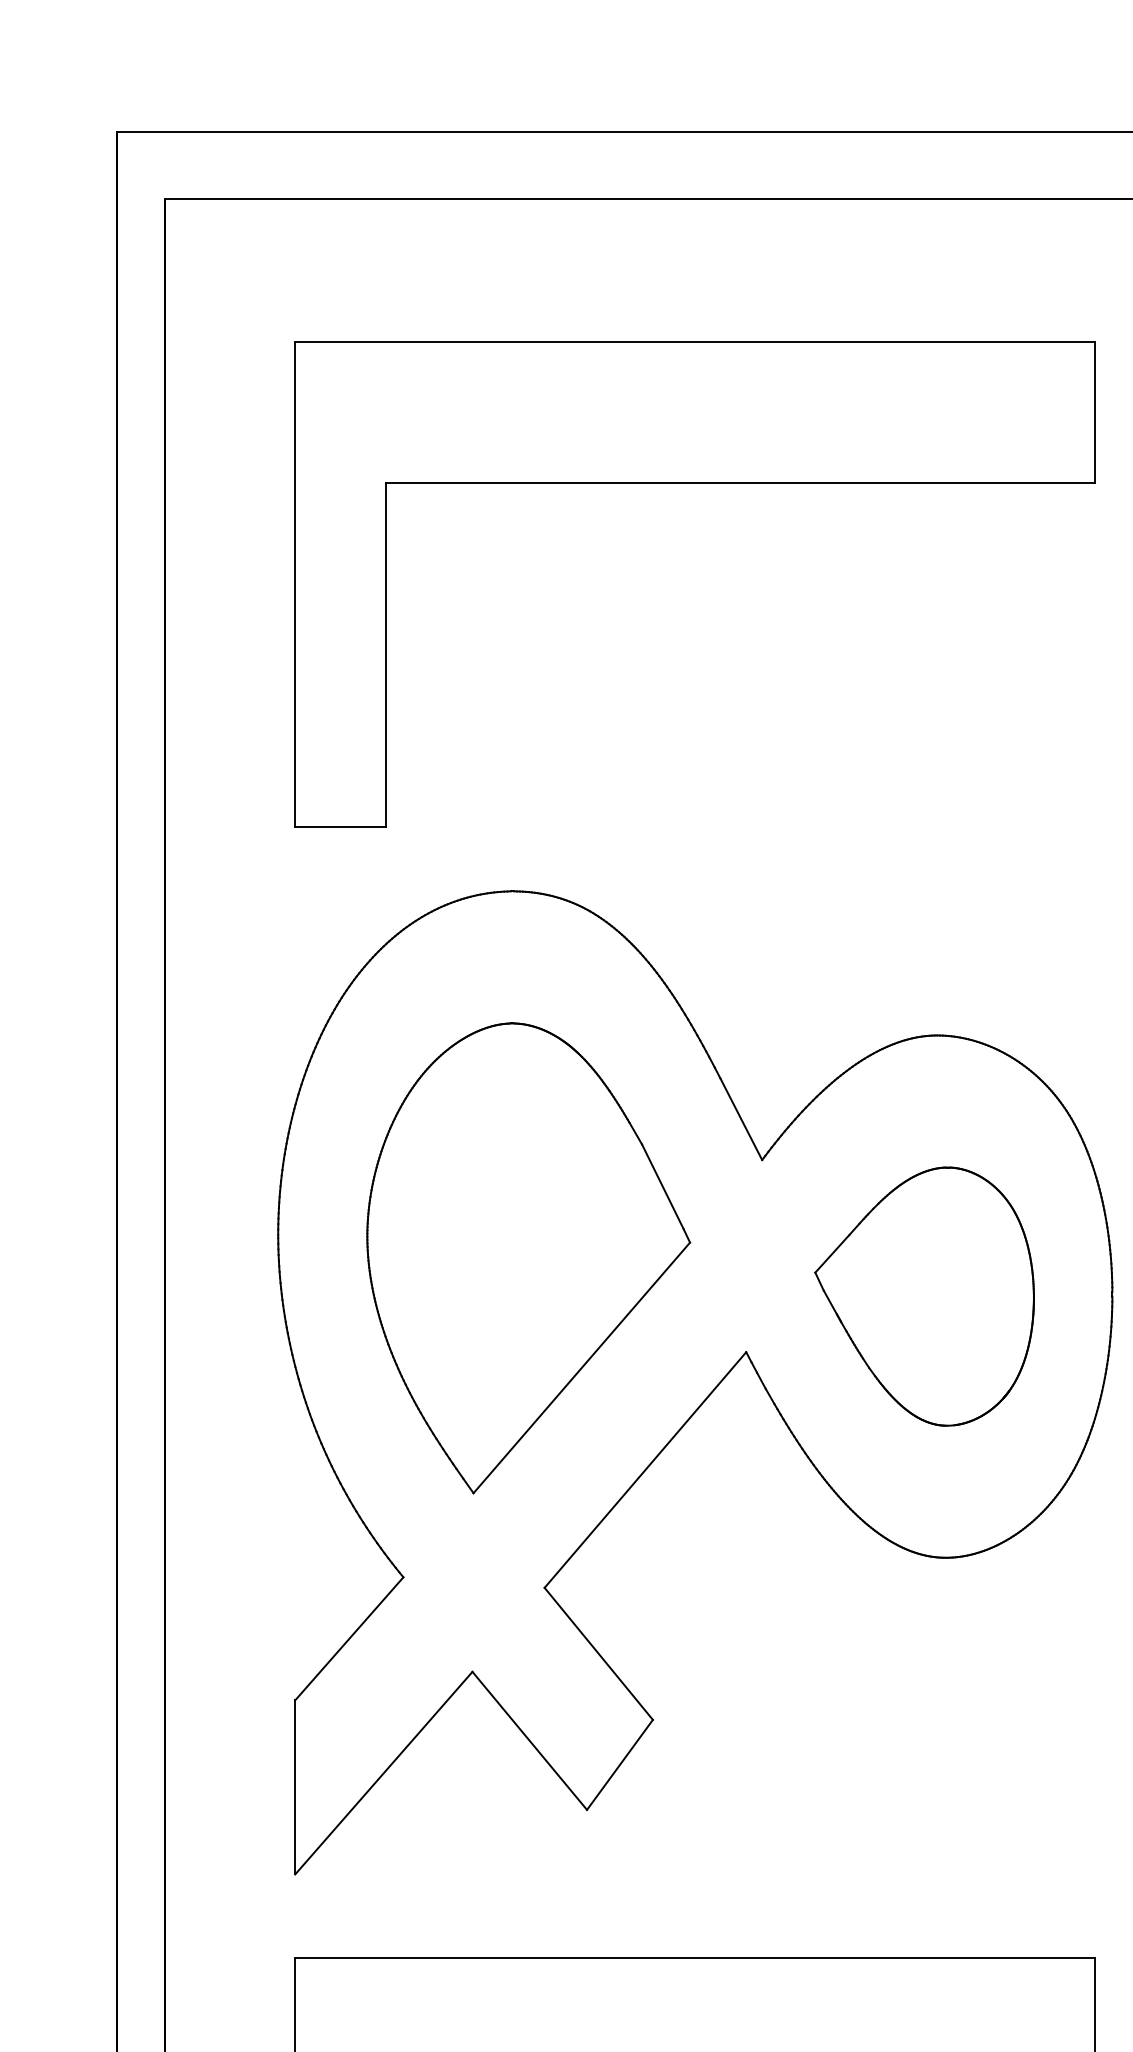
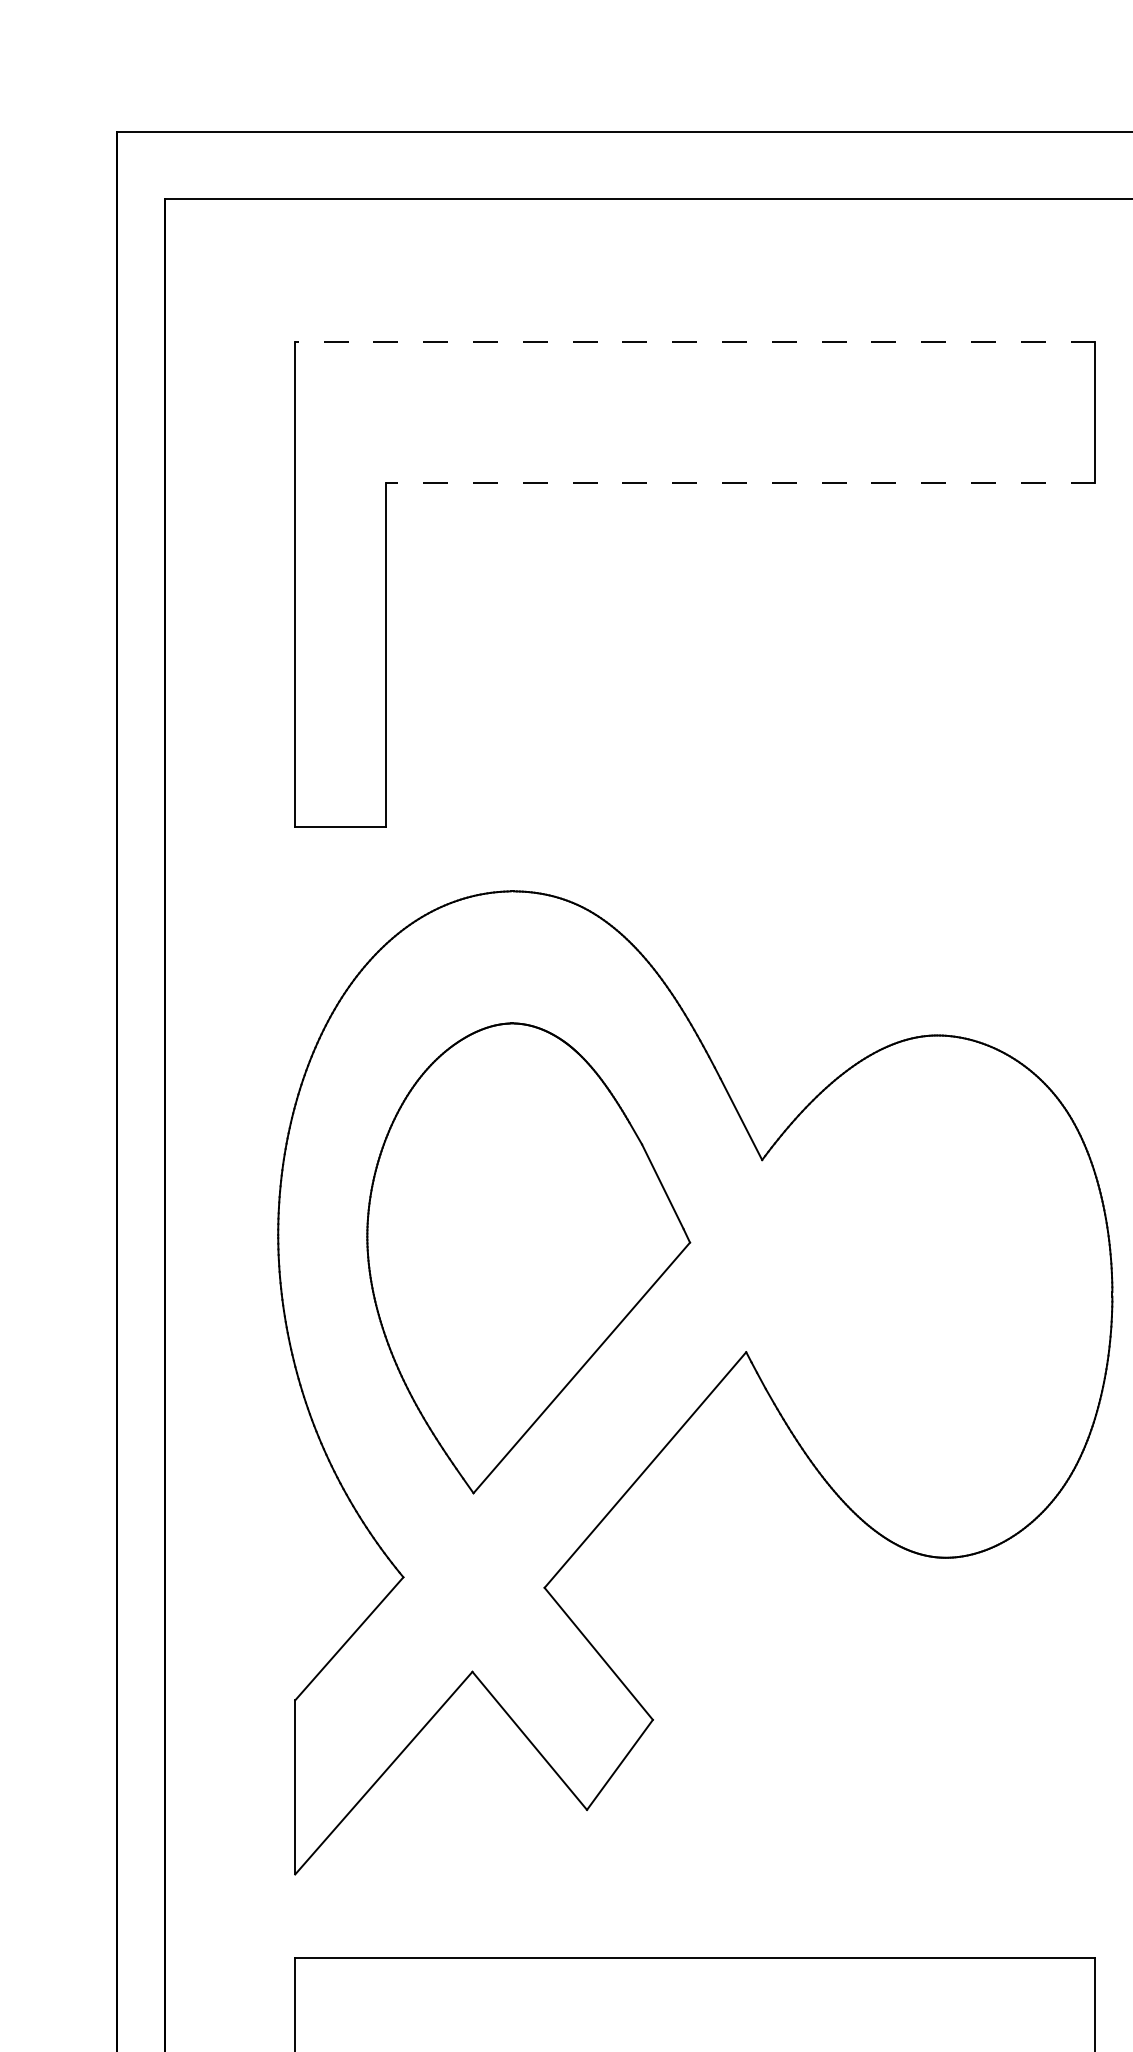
line: solid -> dashed (694, 342)
line: solid -> dashed (740, 483)
part: present -> none (924, 1296)
